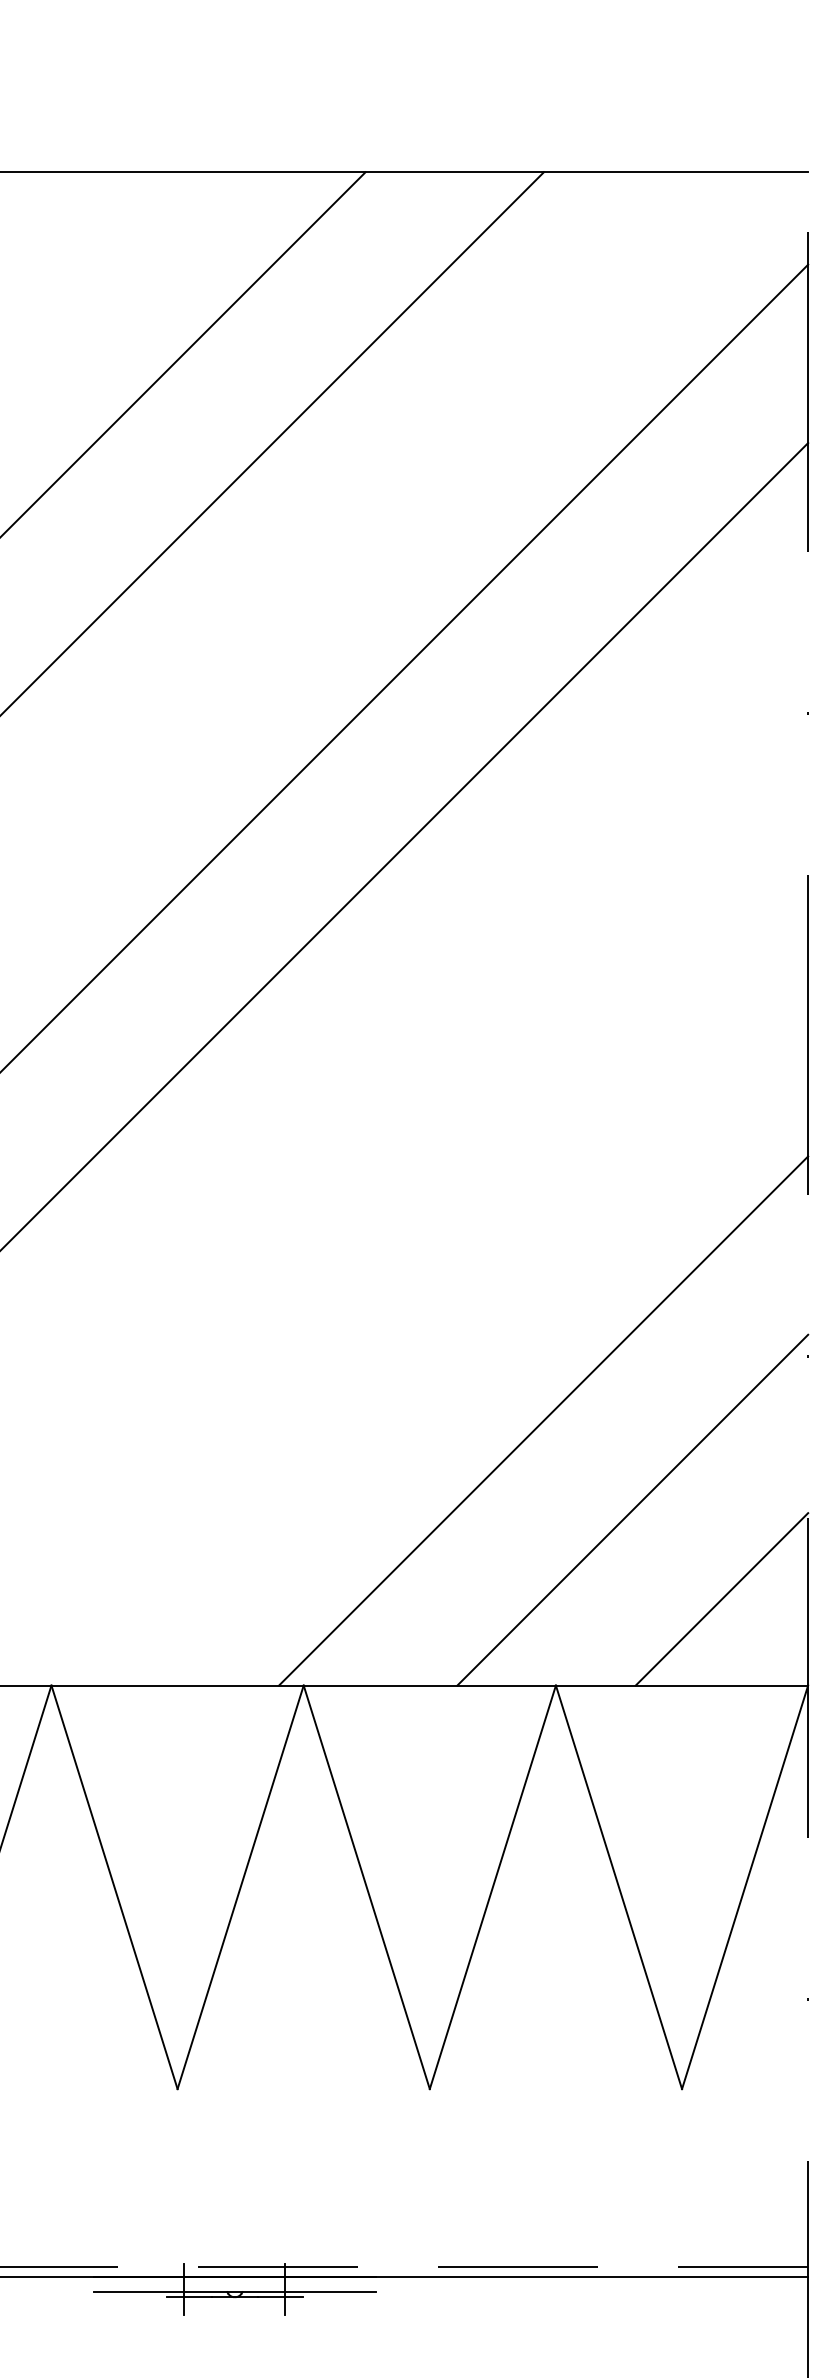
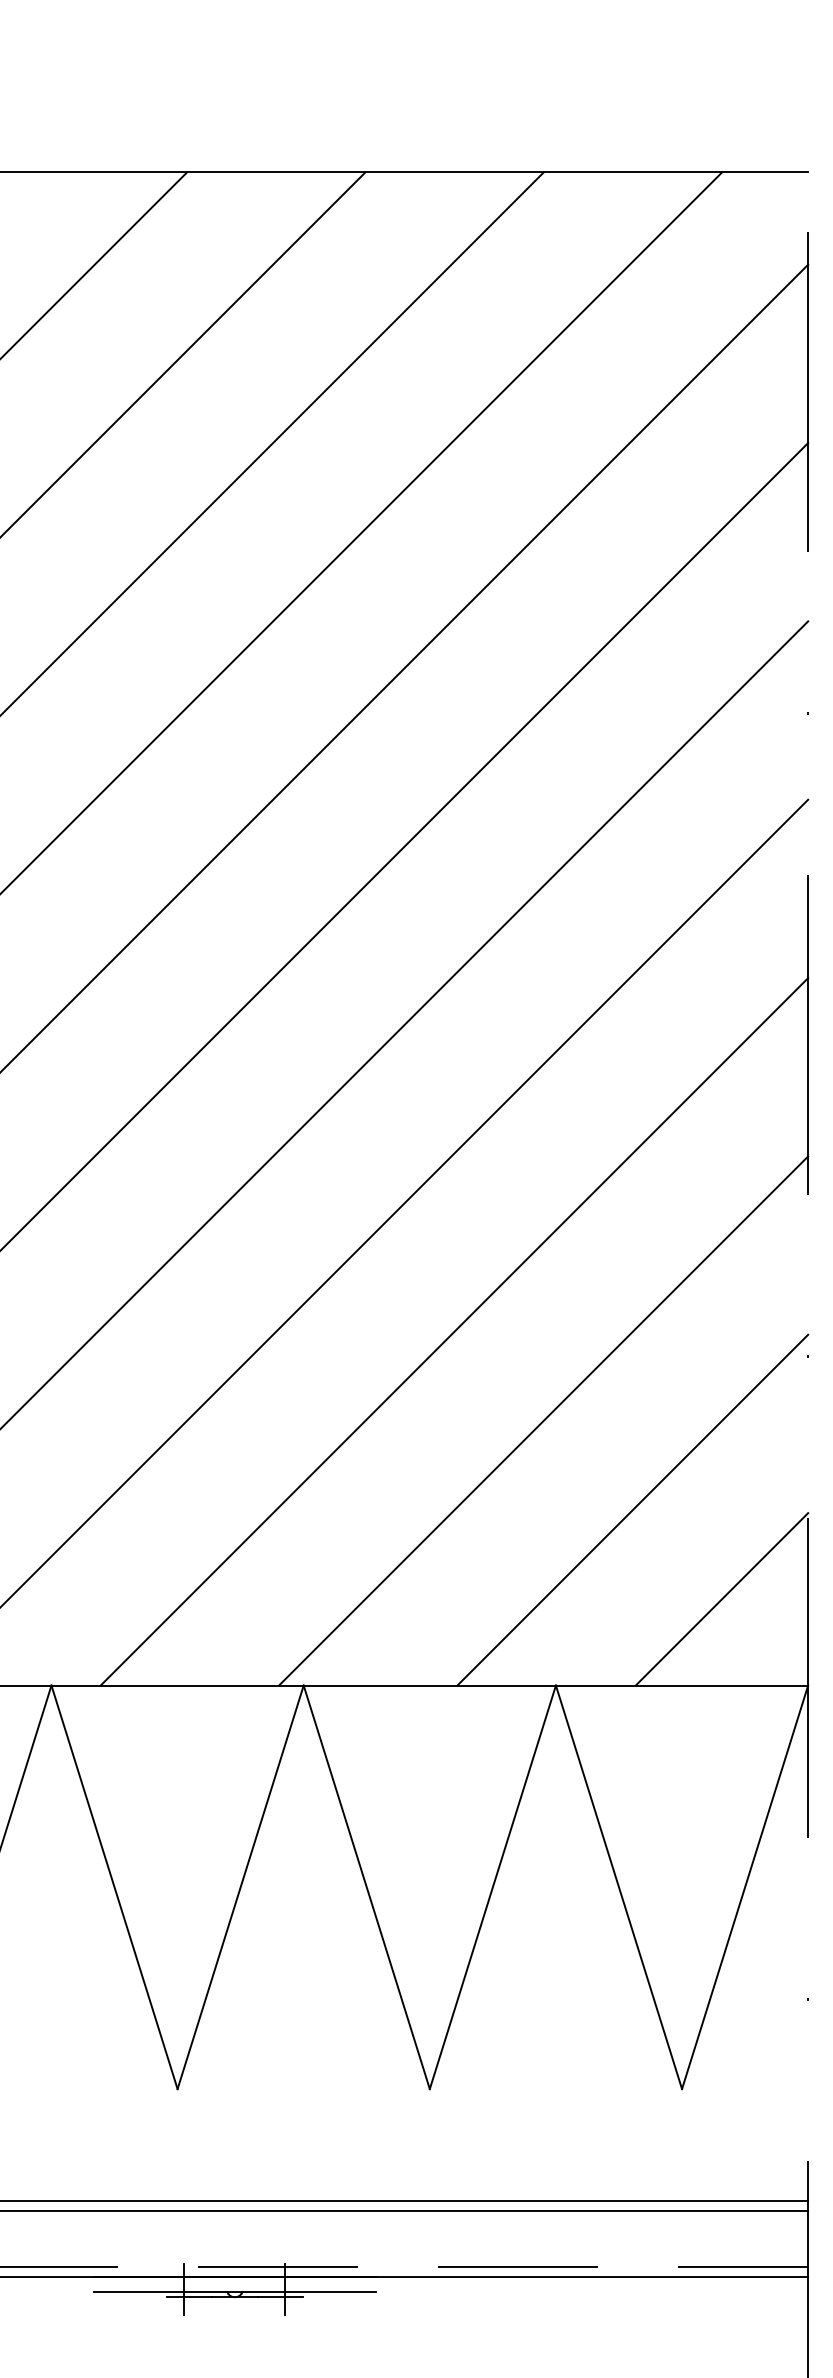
line: none -> present (94, 264)
line: none -> present (362, 532)
line: none -> present (405, 1024)
line: none -> present (405, 1202)
line: none -> present (454, 1331)
line: none -> present (405, 2201)
line: none -> present (405, 2211)
